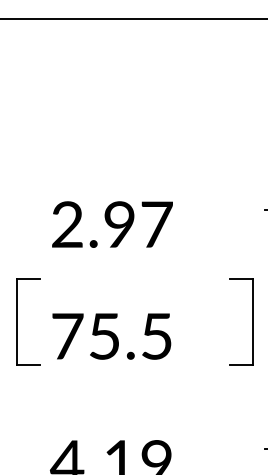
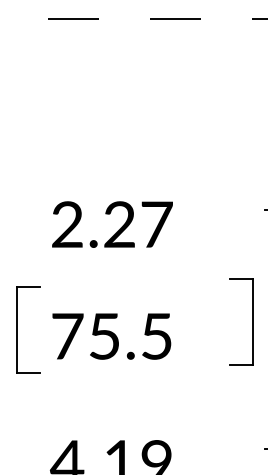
line: solid -> dashed (134, 18)
text: 2.97 -> 2.27 (119, 224)
part position: (17, 321) -> (17, 329) (17, 329)
